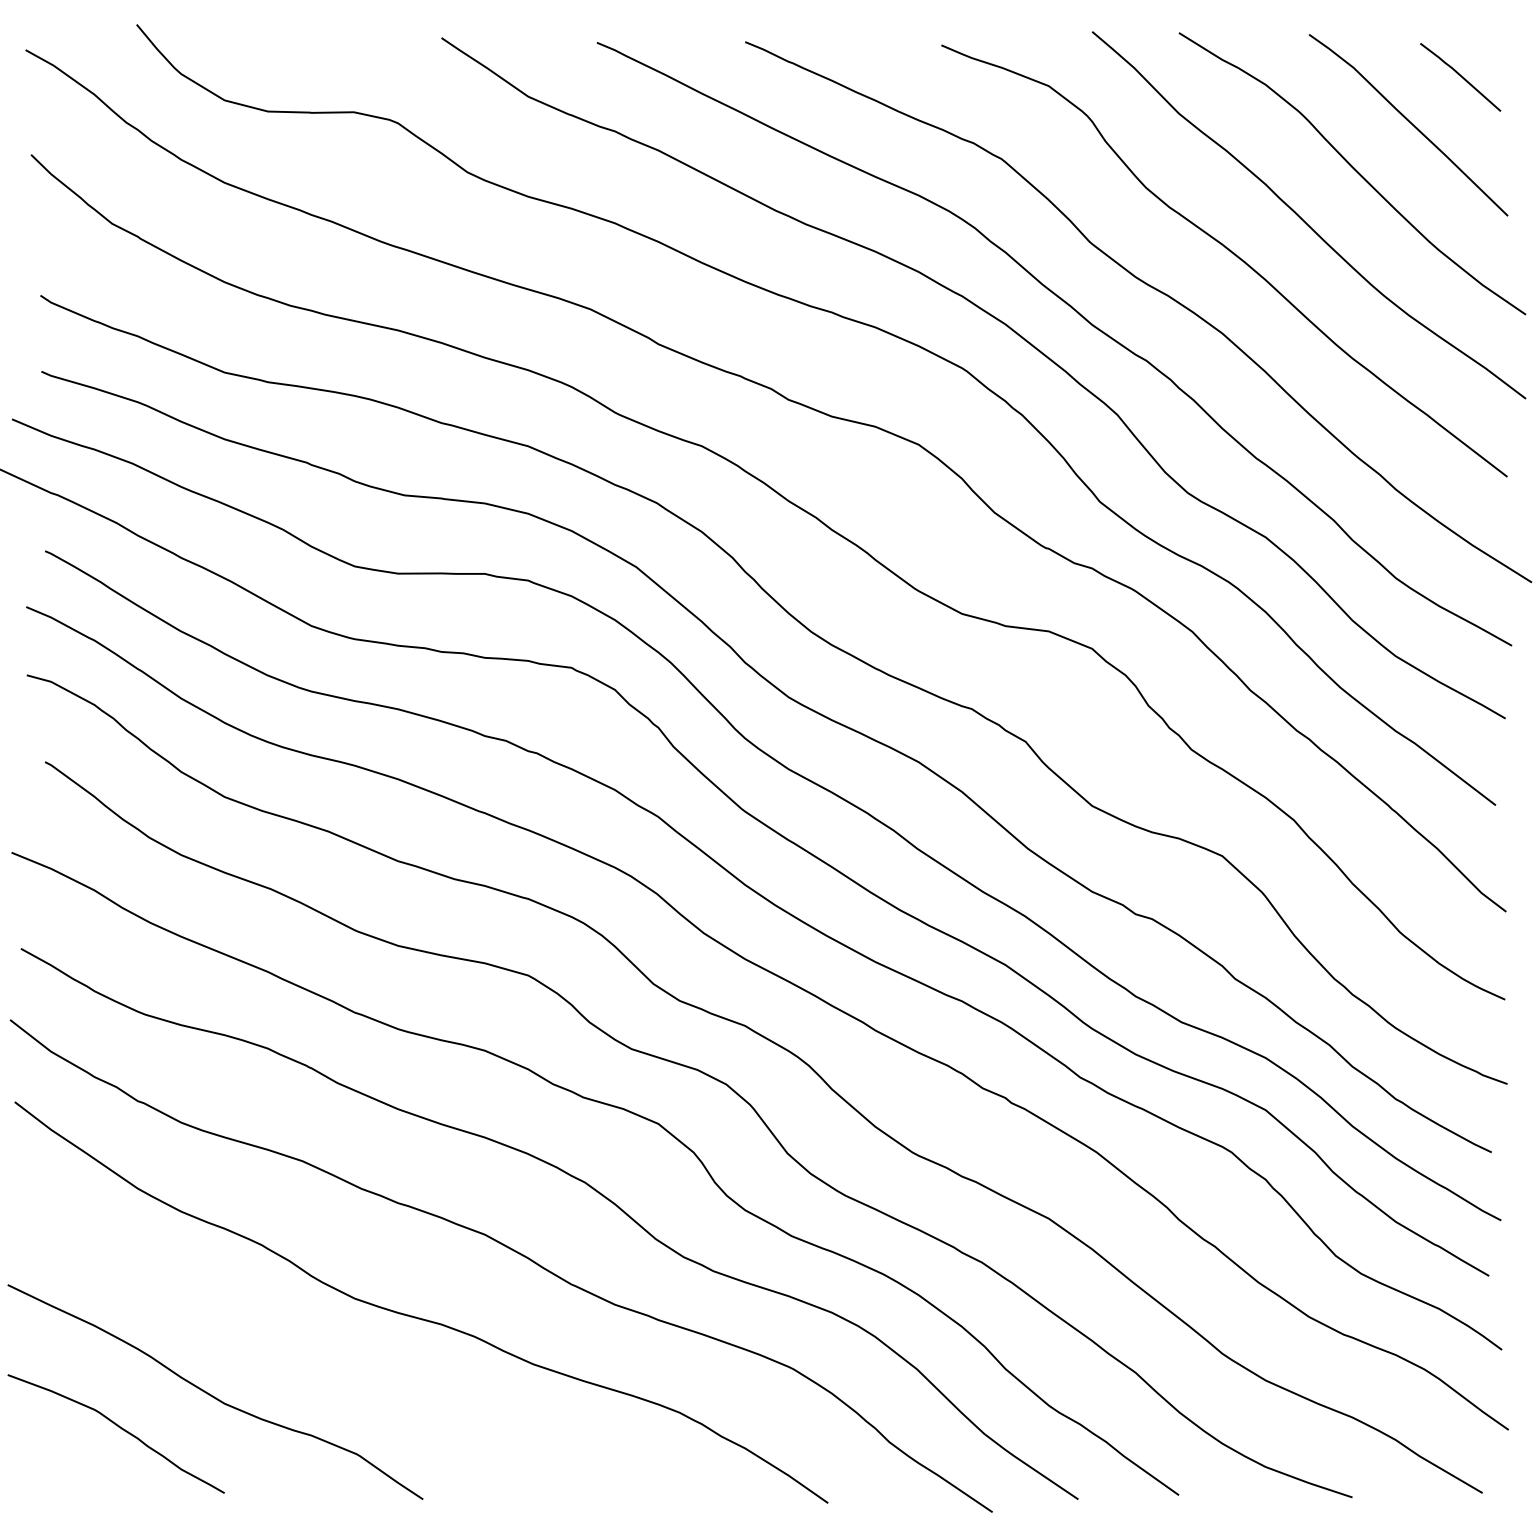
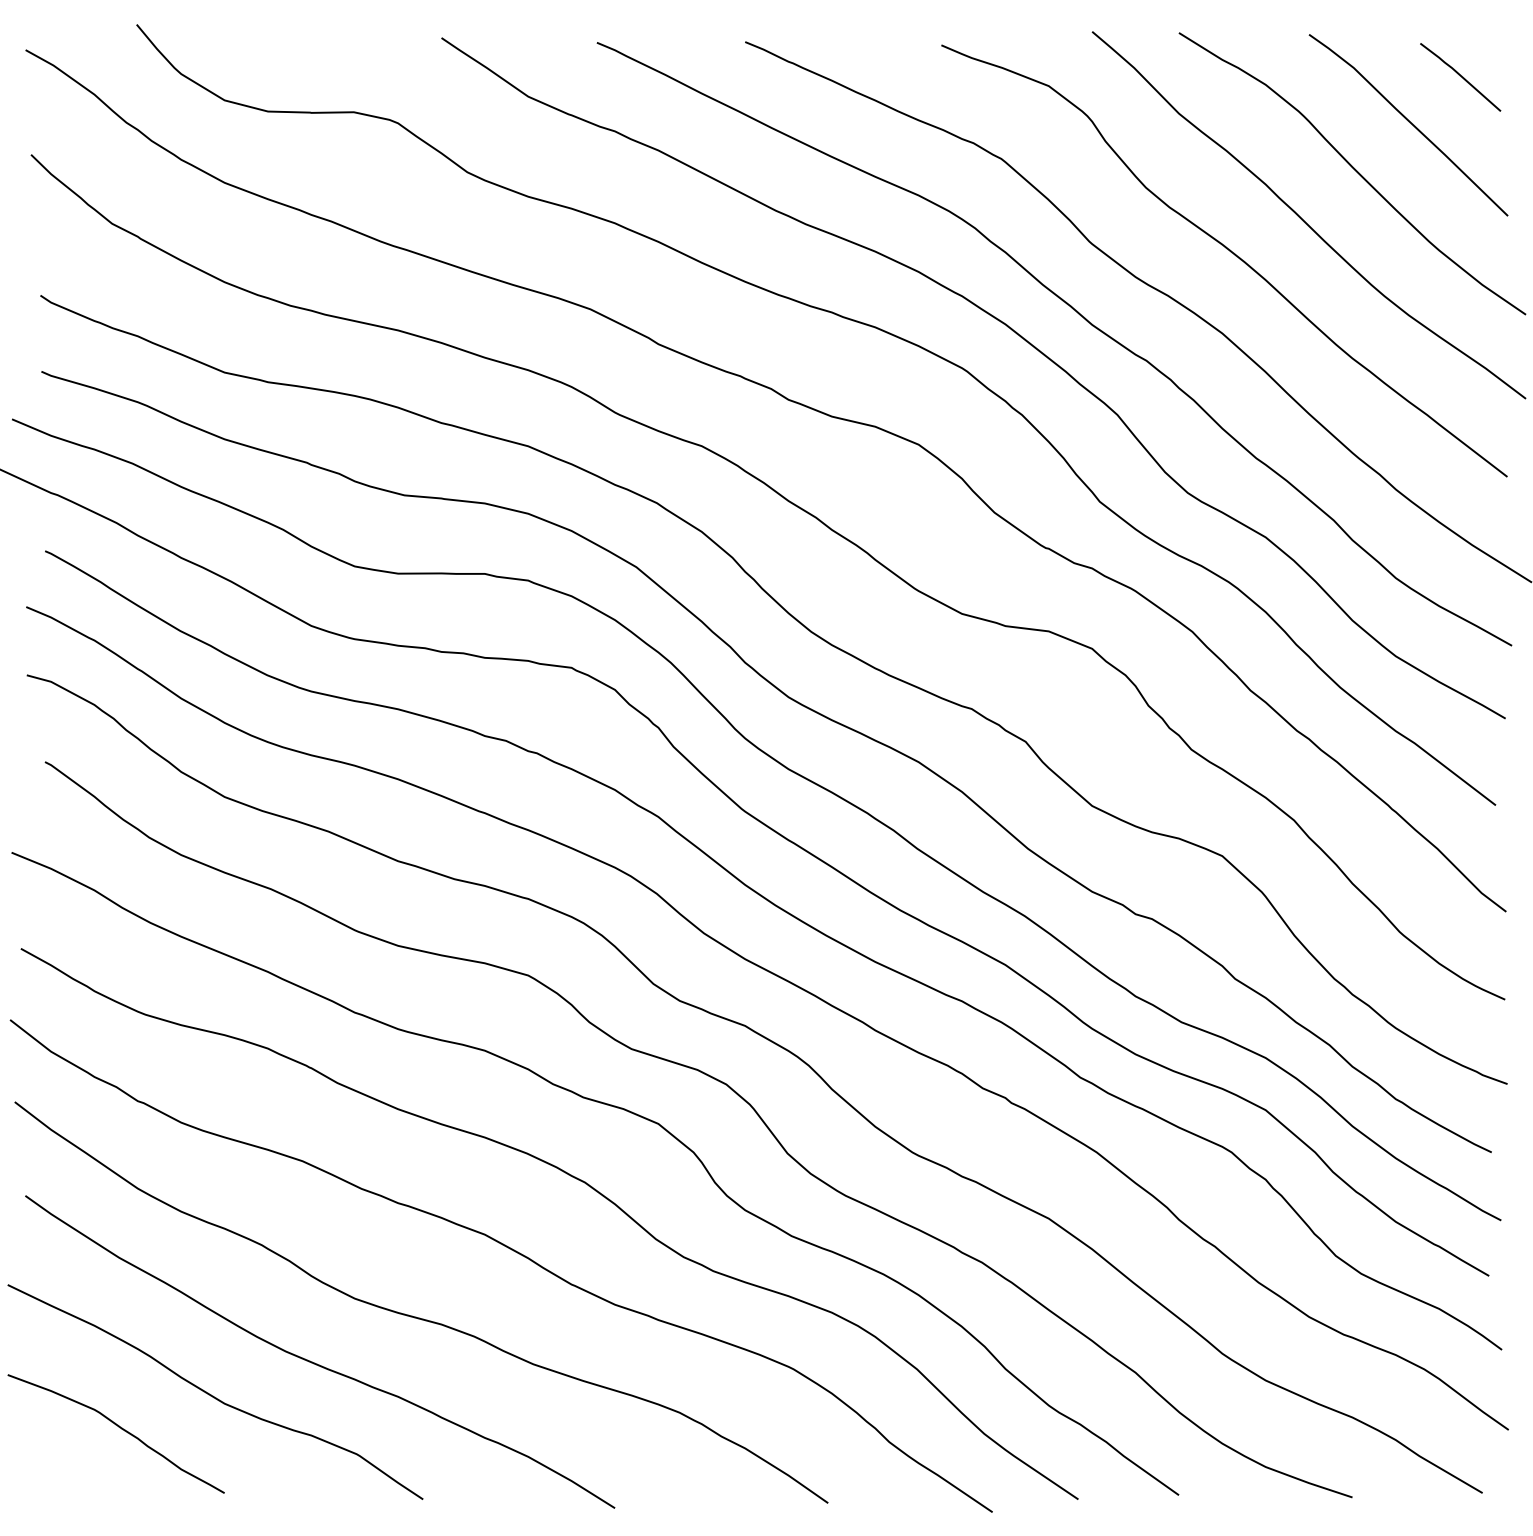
curve: none -> present (317, 1363)
